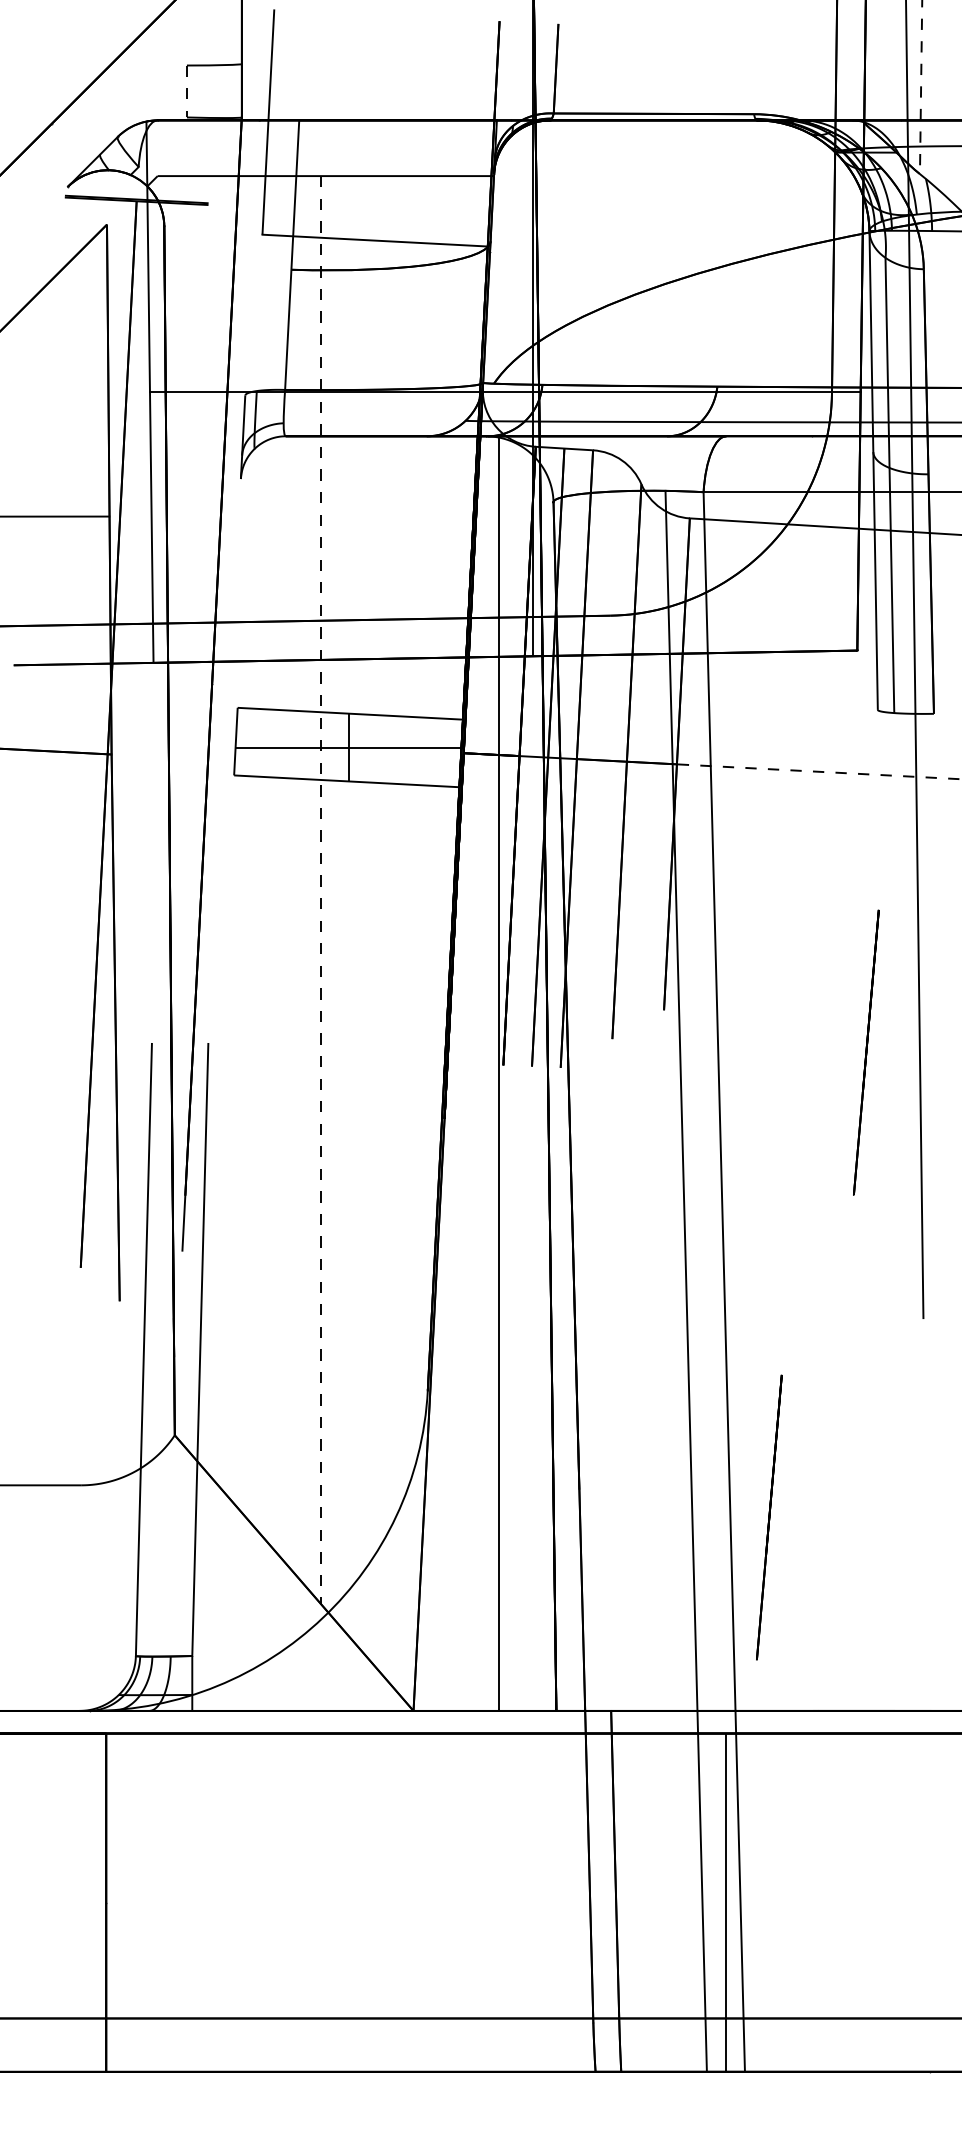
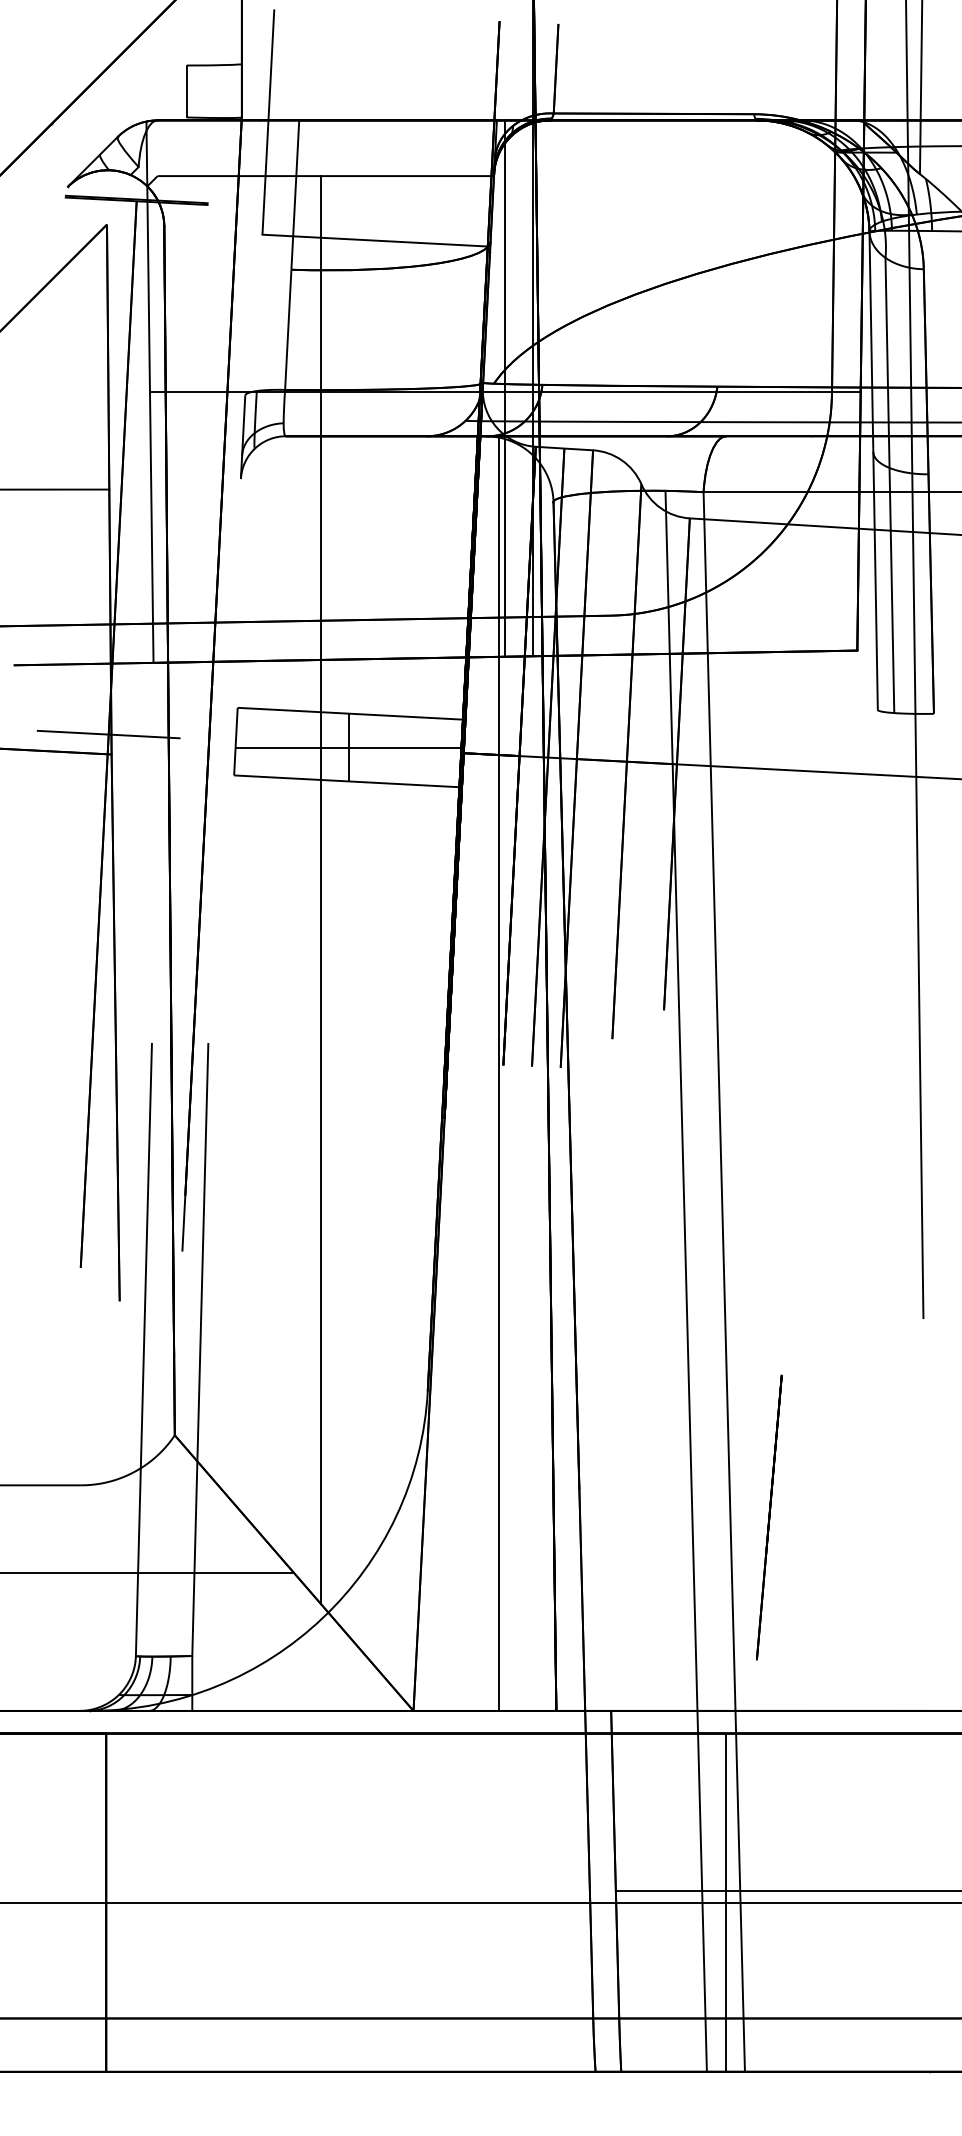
line: dashed -> solid (921, 87)
line: dashed -> solid (186, 91)
line: none -> present (505, 388)
line position: (55, 516) -> (55, 489) (55, 489)
line: none -> present (108, 734)
line: dashed -> solid (818, 771)
line: dashed -> solid (320, 889)
line: present -> none (866, 1052)
line: none -> present (148, 1573)
line: none -> present (786, 1891)
line: none -> present (480, 1902)
